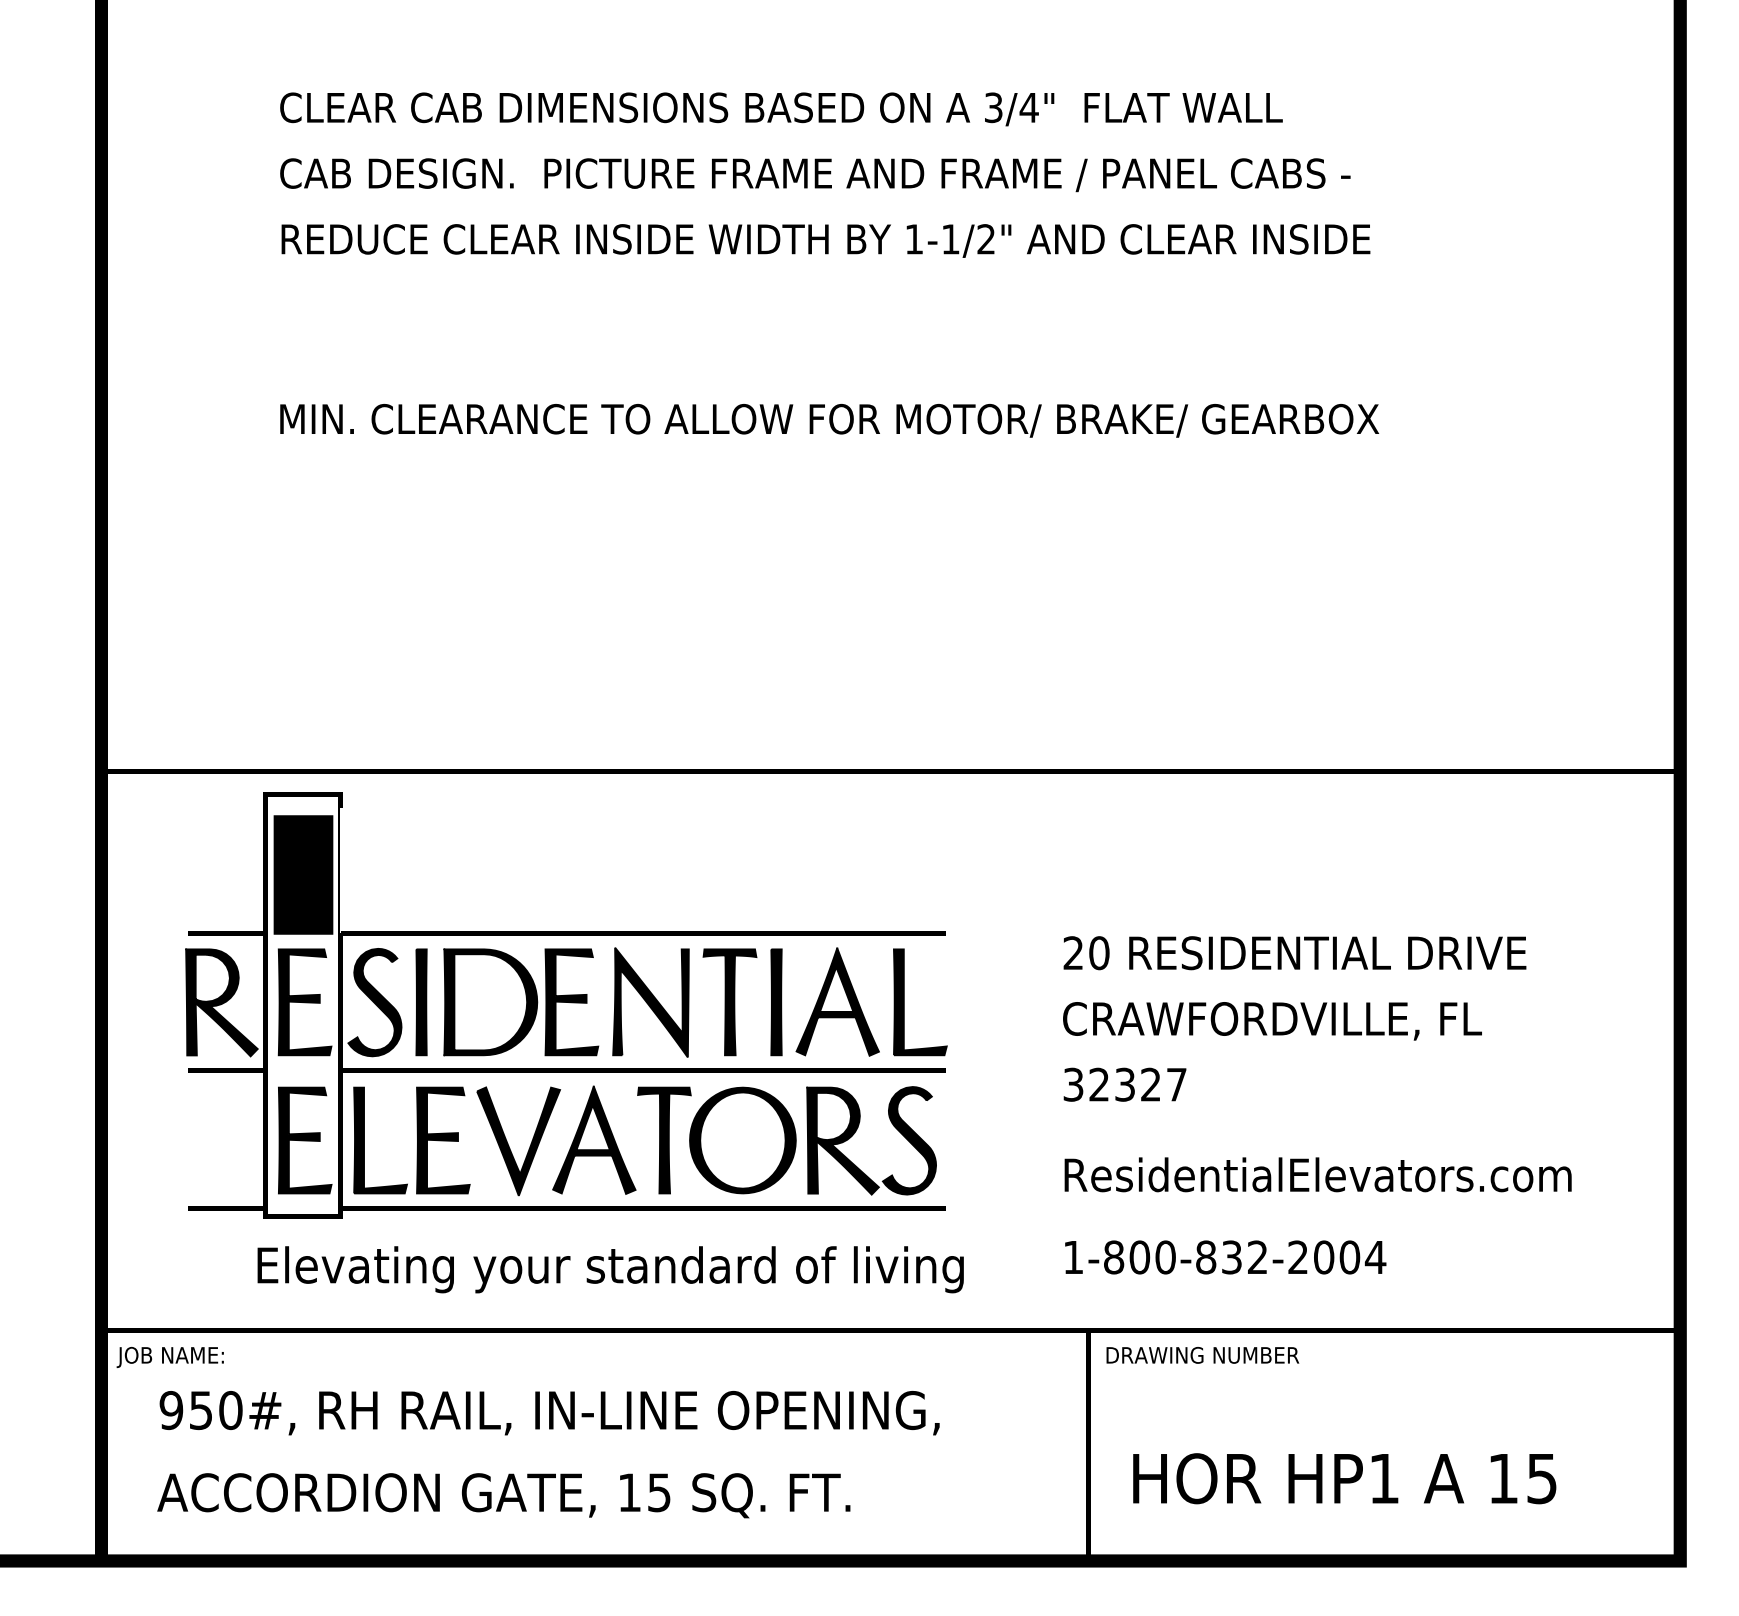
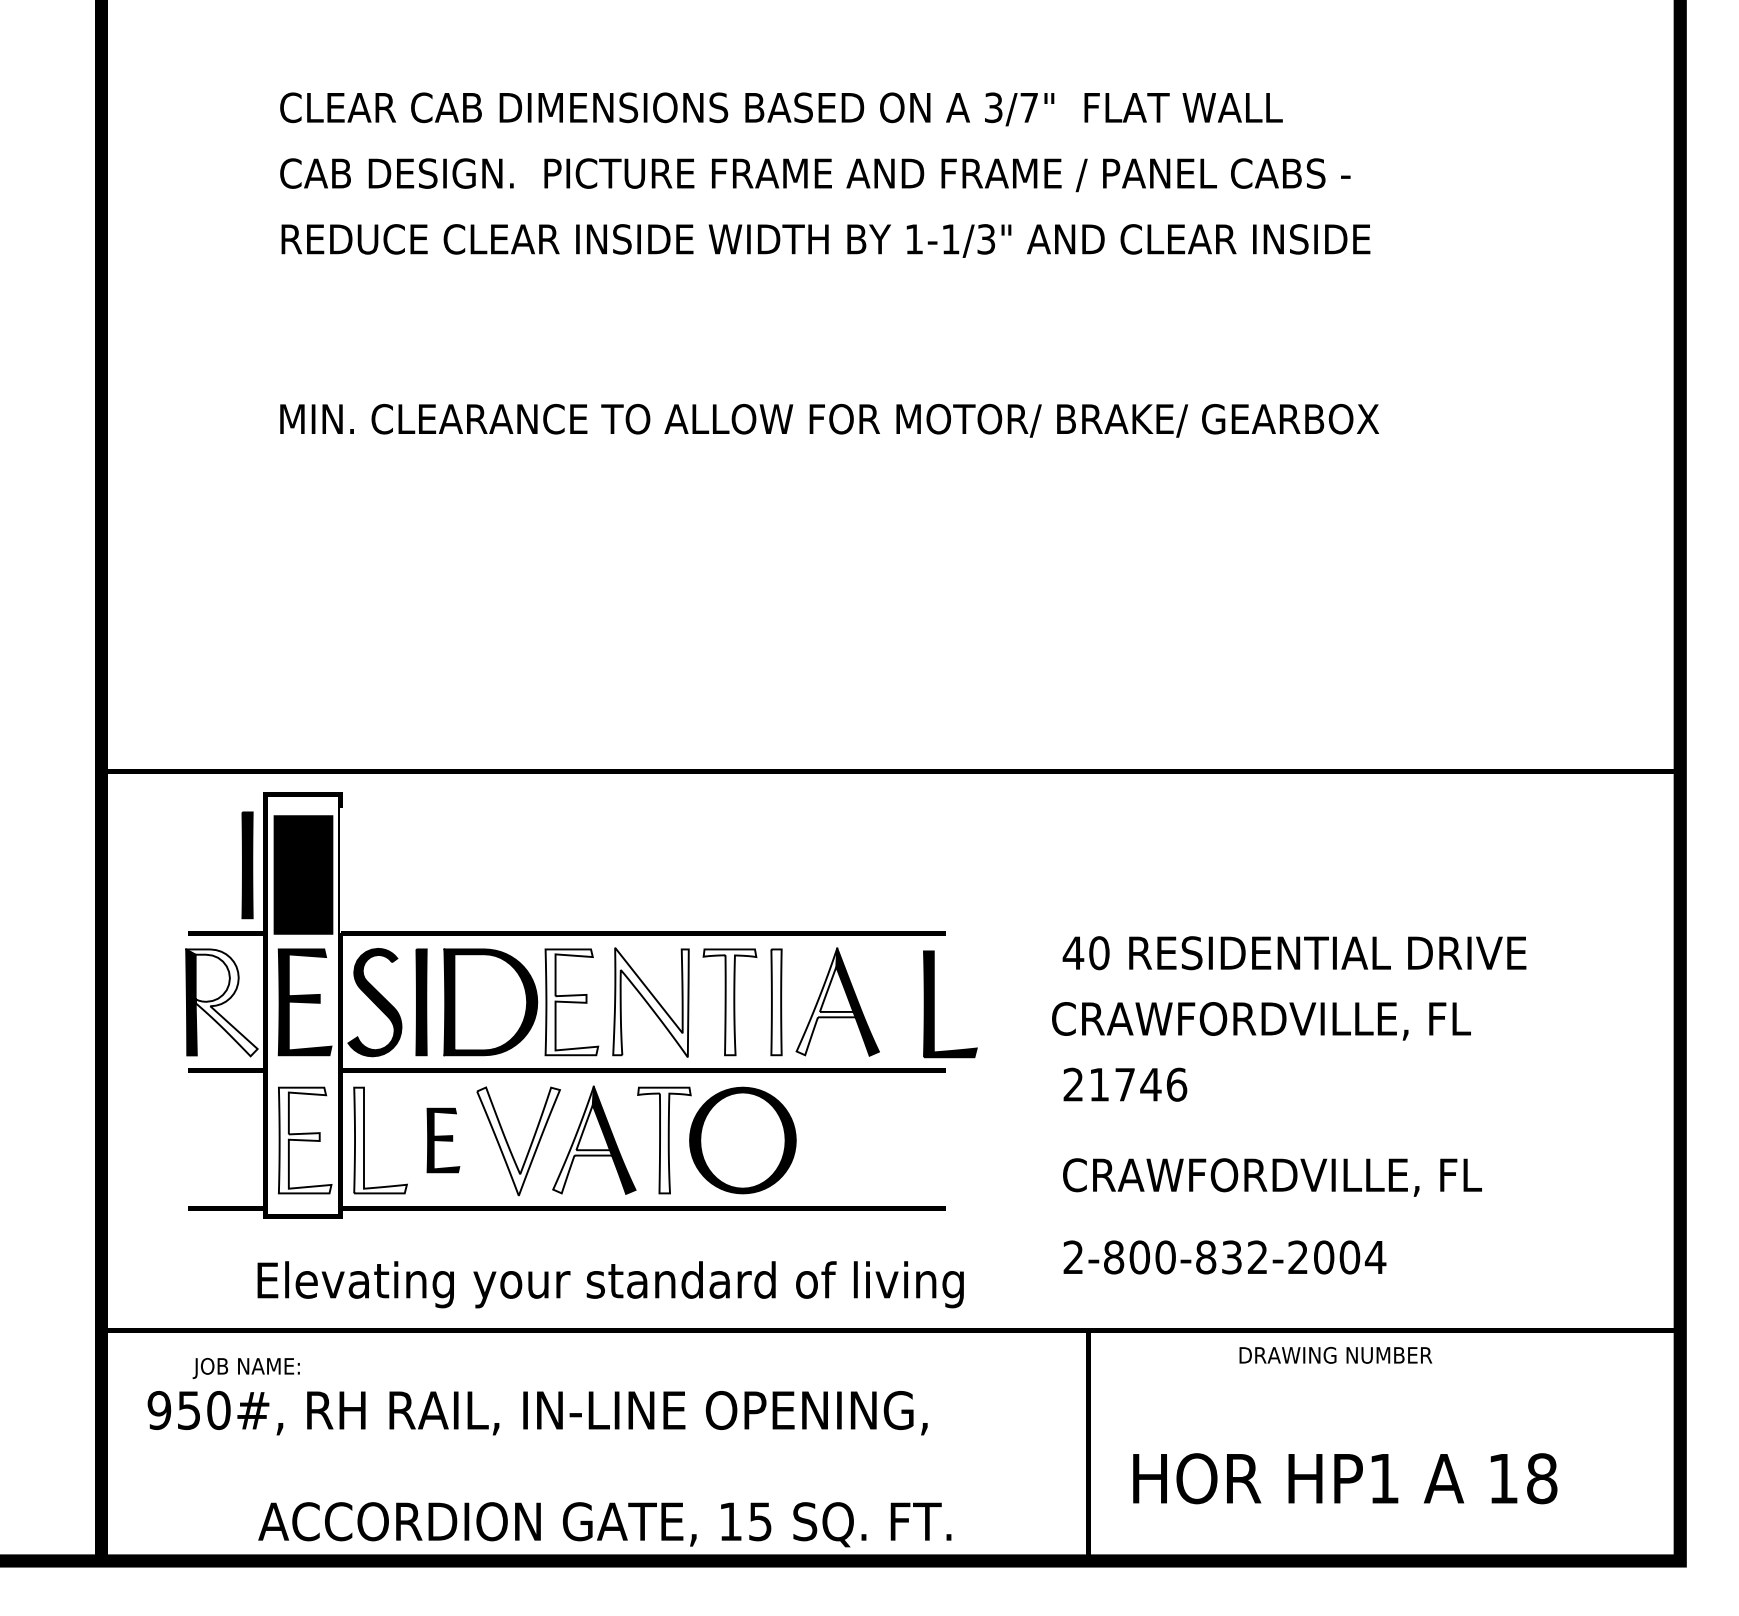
text: 3/4" -> 3/7" (1028, 107)
text: 1-1/2" -> 1-1/3" (986, 239)
part: none -> present (247, 865)
text: 20 -> 40 (1073, 952)
fill: present -> none (825, 1001)
fill: present -> none (221, 1002)
fill: present -> none (571, 1002)
fill: present -> none (650, 1002)
fill: present -> none (729, 1002)
fill: present -> none (776, 1002)
part position: (904, 1002) -> (934, 1004) (934, 1004)
text position: (1272, 1021) -> (1261, 1021) (1261, 1021)
text: 32327 -> 21746 (1125, 1084)
part: present -> none (856, 1131)
fill: present -> none (582, 1139)
fill: present -> none (304, 1140)
fill: present -> none (380, 1140)
part size: 55x109 px -> 35x67 px (443, 1140)
fill: present -> none (664, 1140)
fill: present -> none (518, 1141)
text: ResidentialElevators.com -> CRAWFORDVILLE, FL (1317, 1176)
text: 1-800-832-2004 -> 2-800-832-2004 (1072, 1256)
text position: (610, 1269) -> (610, 1284) (610, 1284)
text position: (1202, 1355) -> (1335, 1355) (1335, 1355)
text position: (169, 1357) -> (245, 1368) (245, 1368)
text position: (549, 1413) -> (537, 1413) (537, 1413)
text: 15 -> 18 (1542, 1478)
text position: (503, 1495) -> (604, 1524) (604, 1524)
